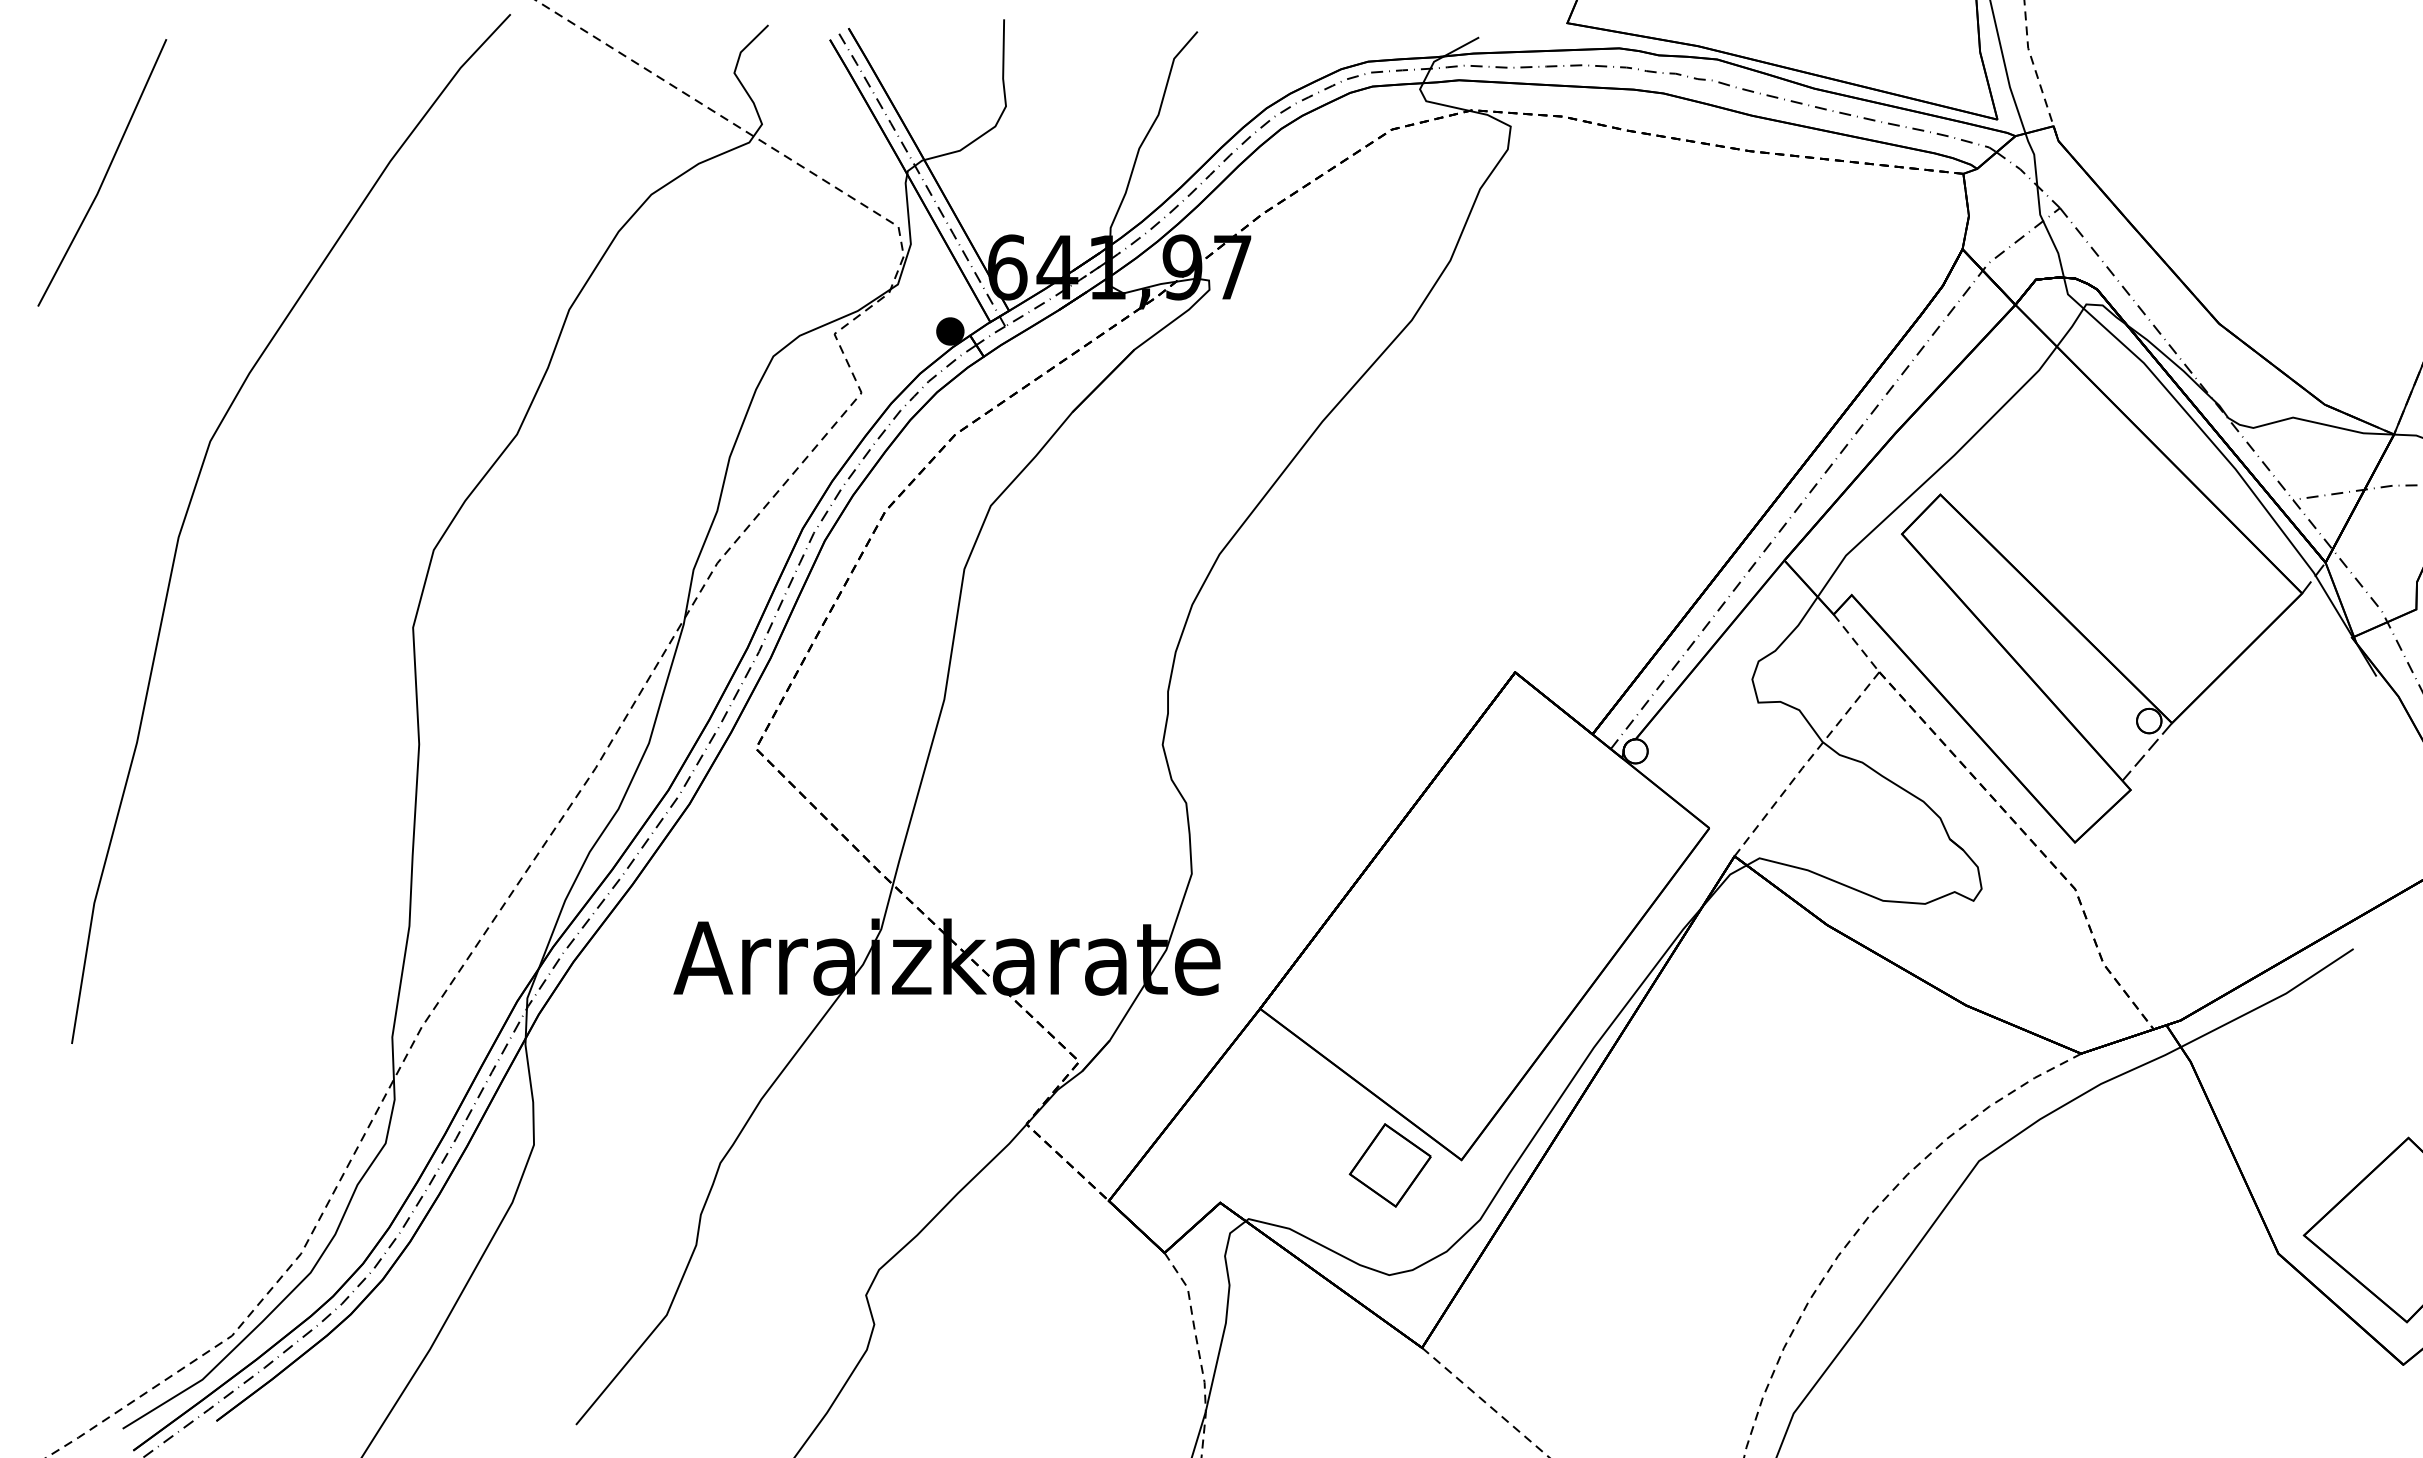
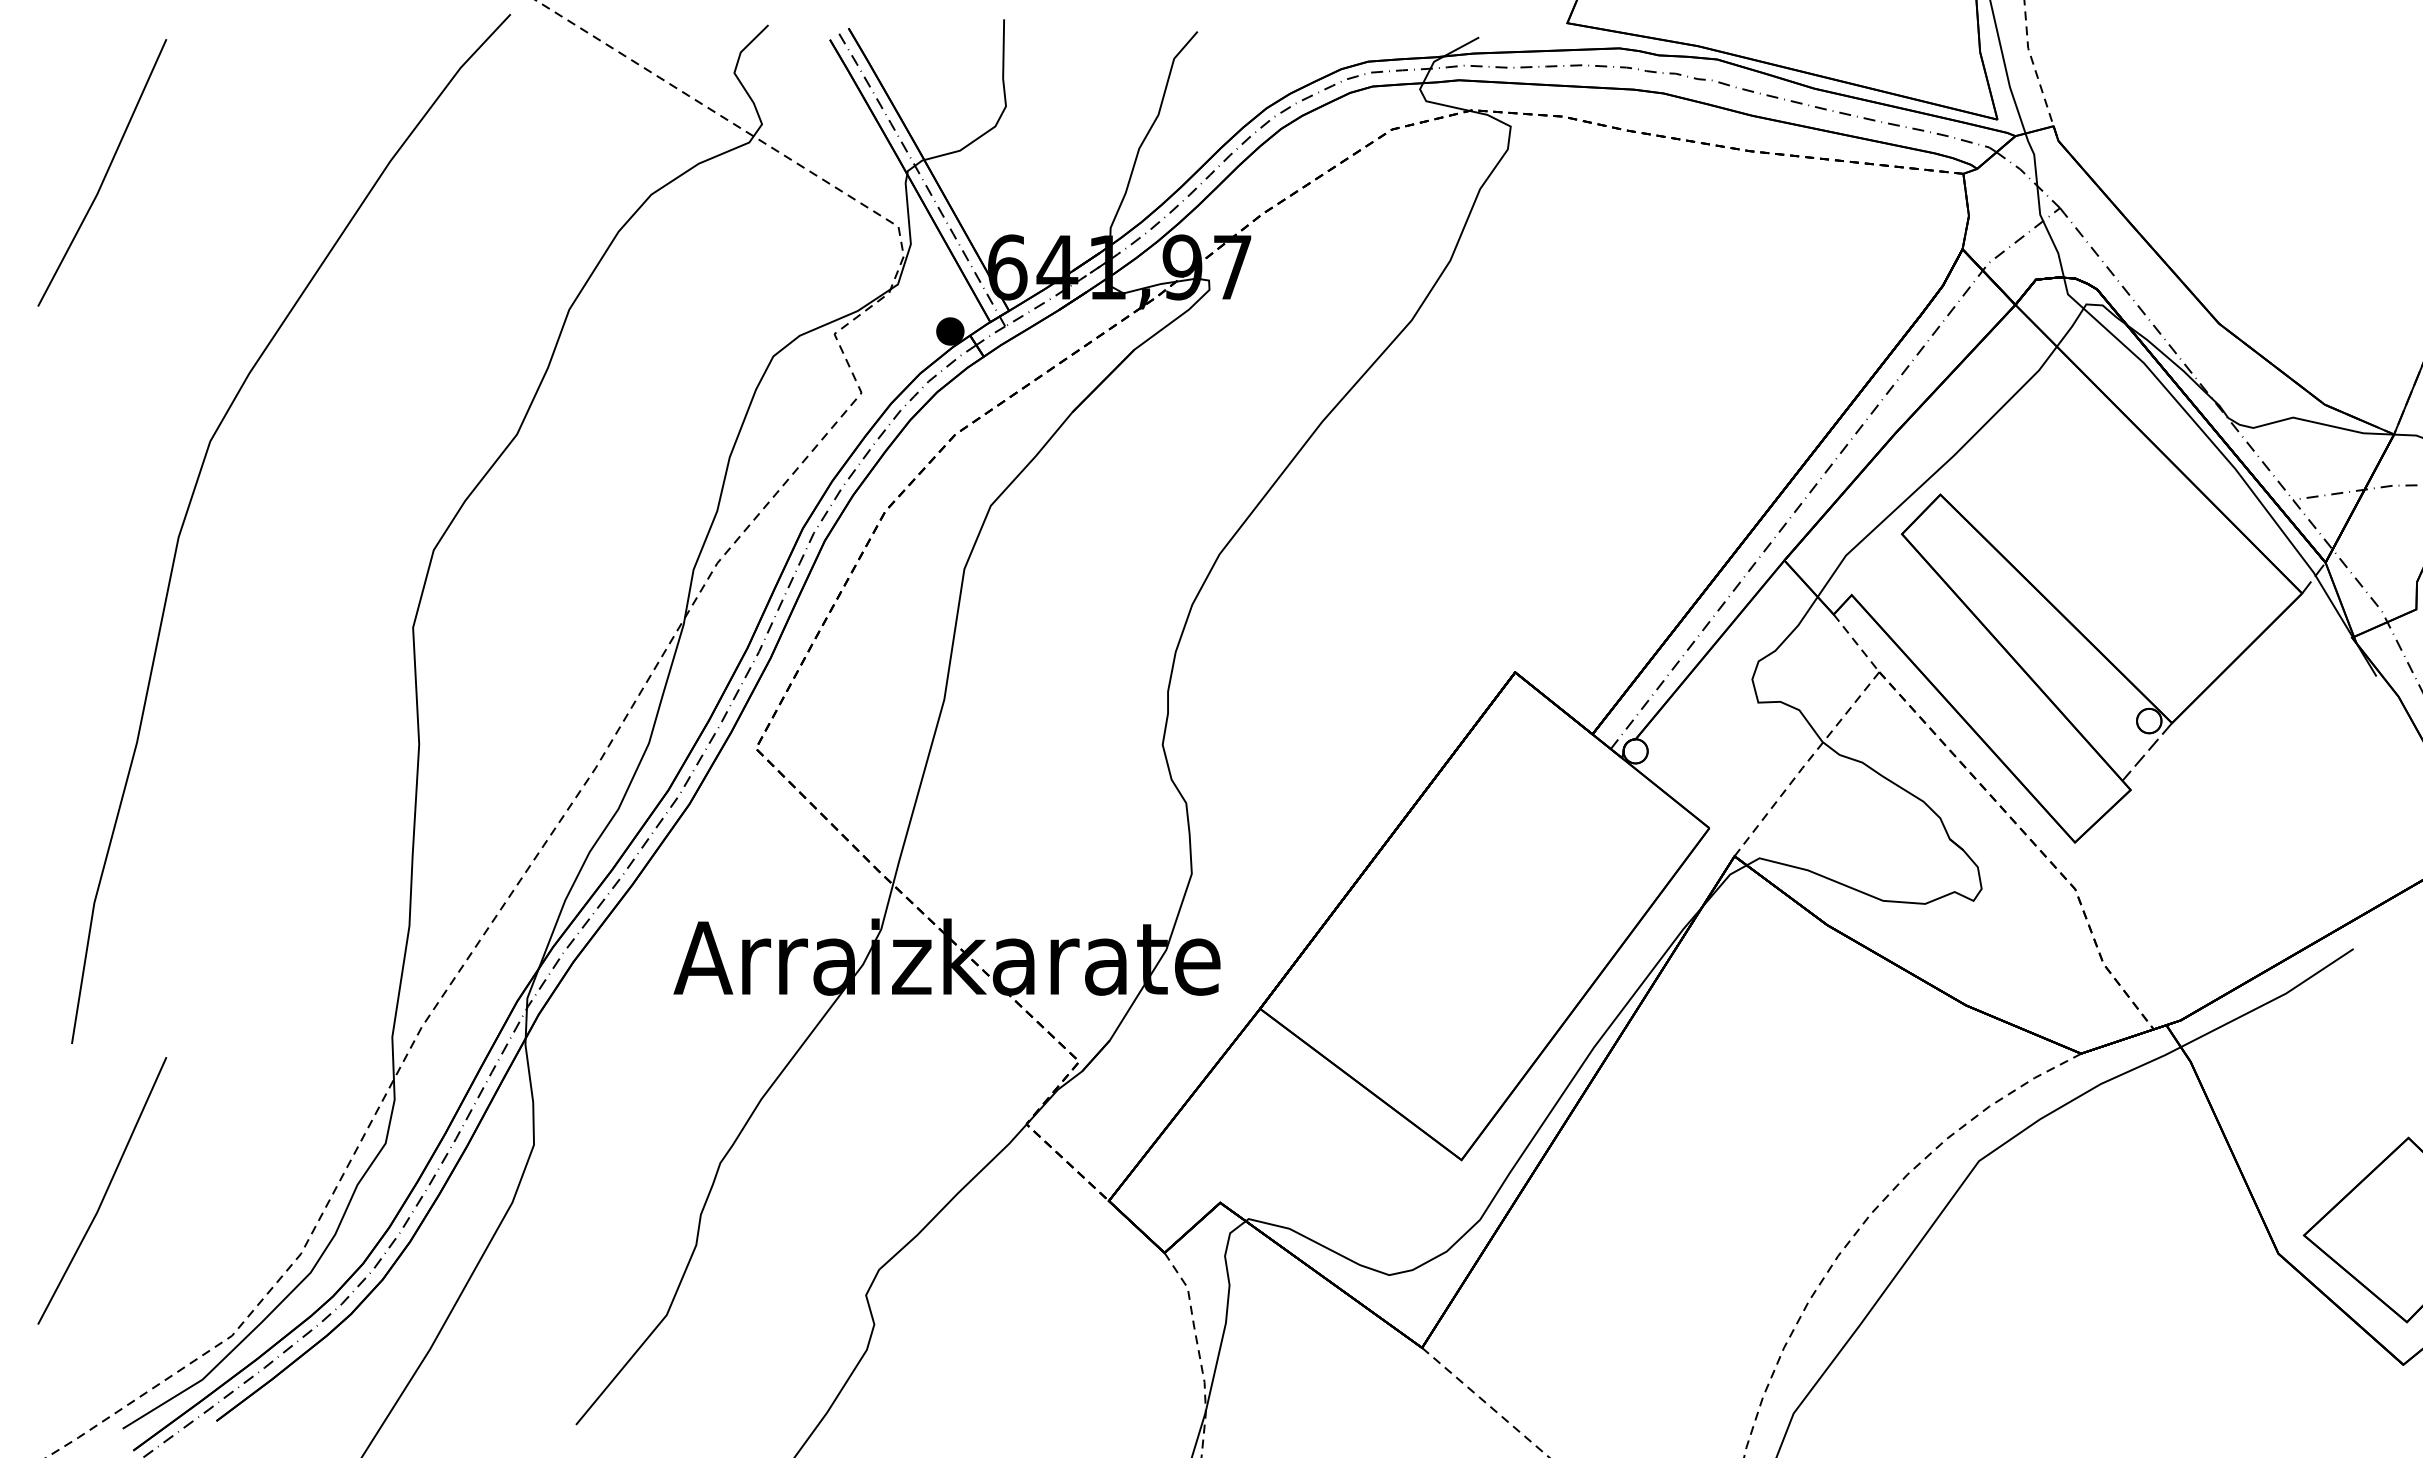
part: present -> none (1389, 1165)
line: none -> present (105, 1191)
